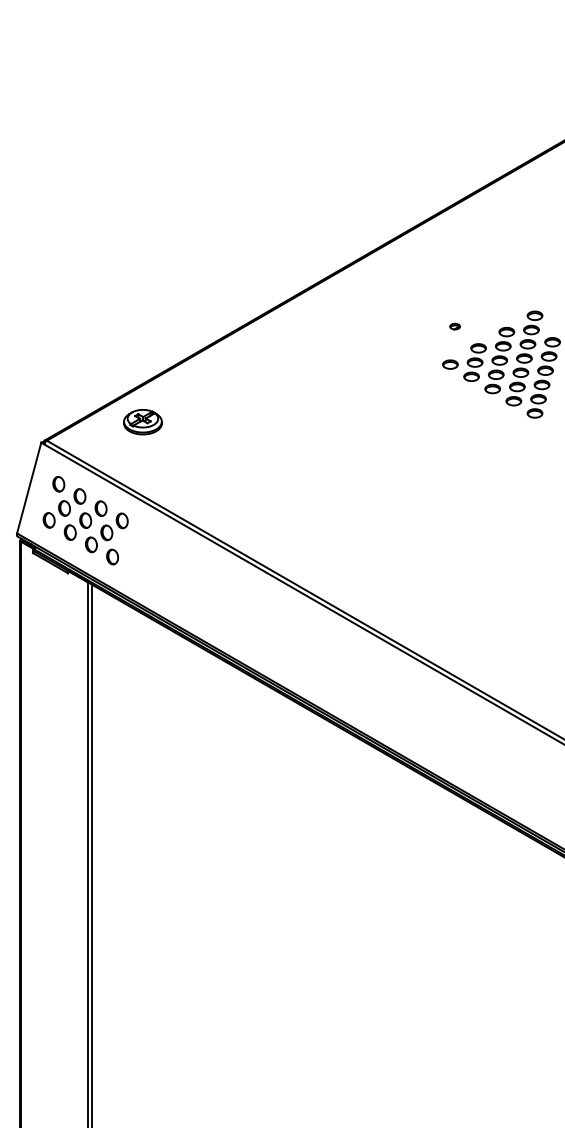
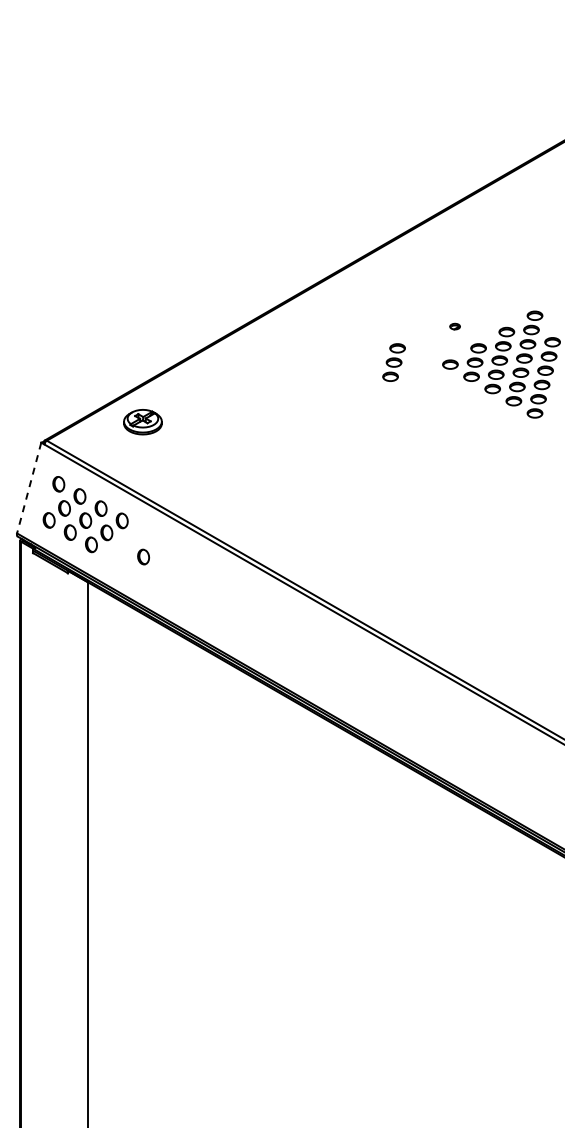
part: none -> present (393, 362)
line: solid -> dashed (29, 488)
part position: (112, 556) -> (143, 556) (143, 556)
line: present -> none (91, 854)
